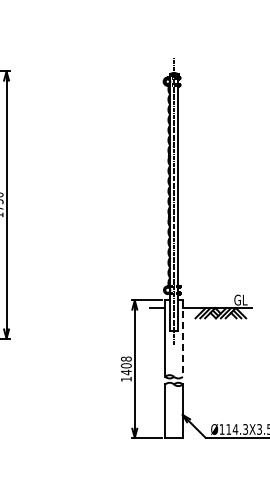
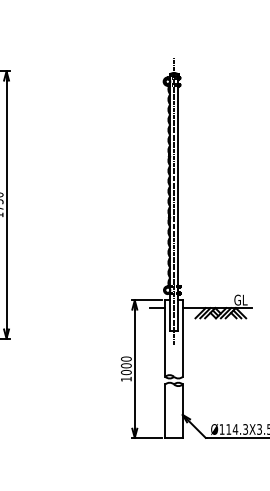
line: dashed -> solid (182, 339)
text: 1408 -> 1000 (126, 365)
